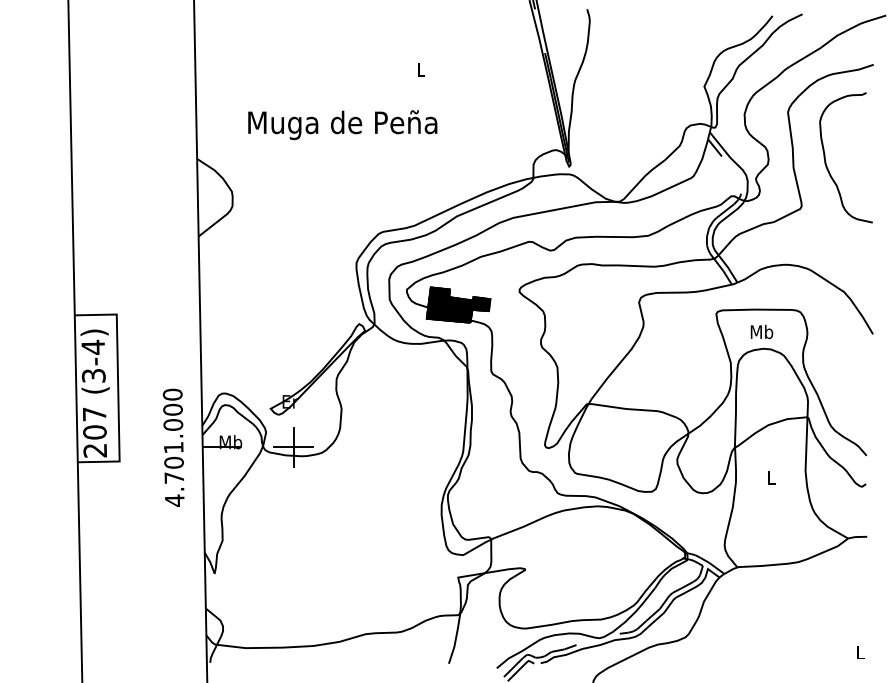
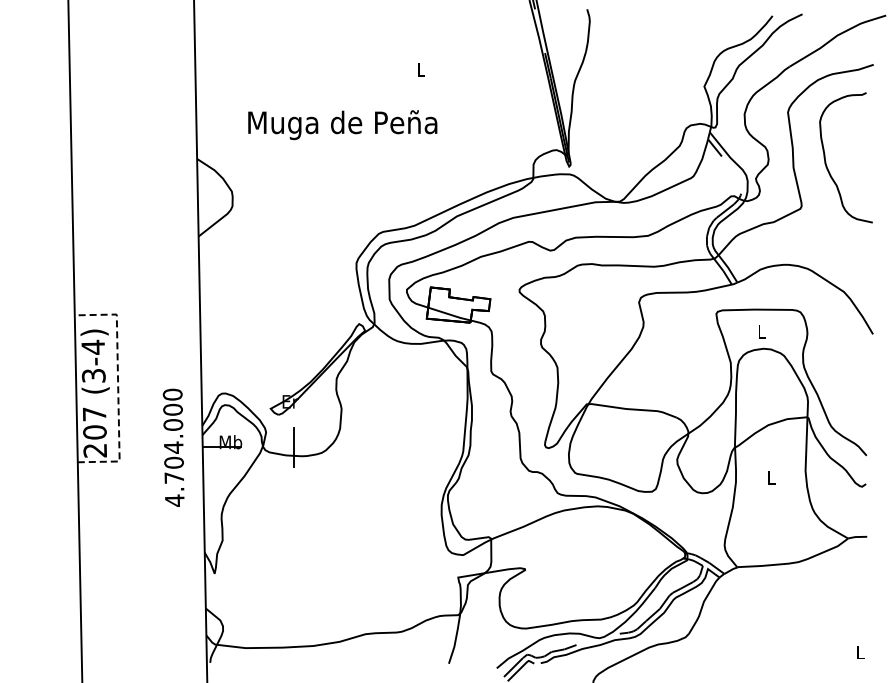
fill: present -> none (458, 304)
text: Mb -> L (761, 331)
line: solid -> dashed (118, 387)
text: 4.701.000 -> 4.704.000 (173, 447)
line: present -> none (293, 447)
